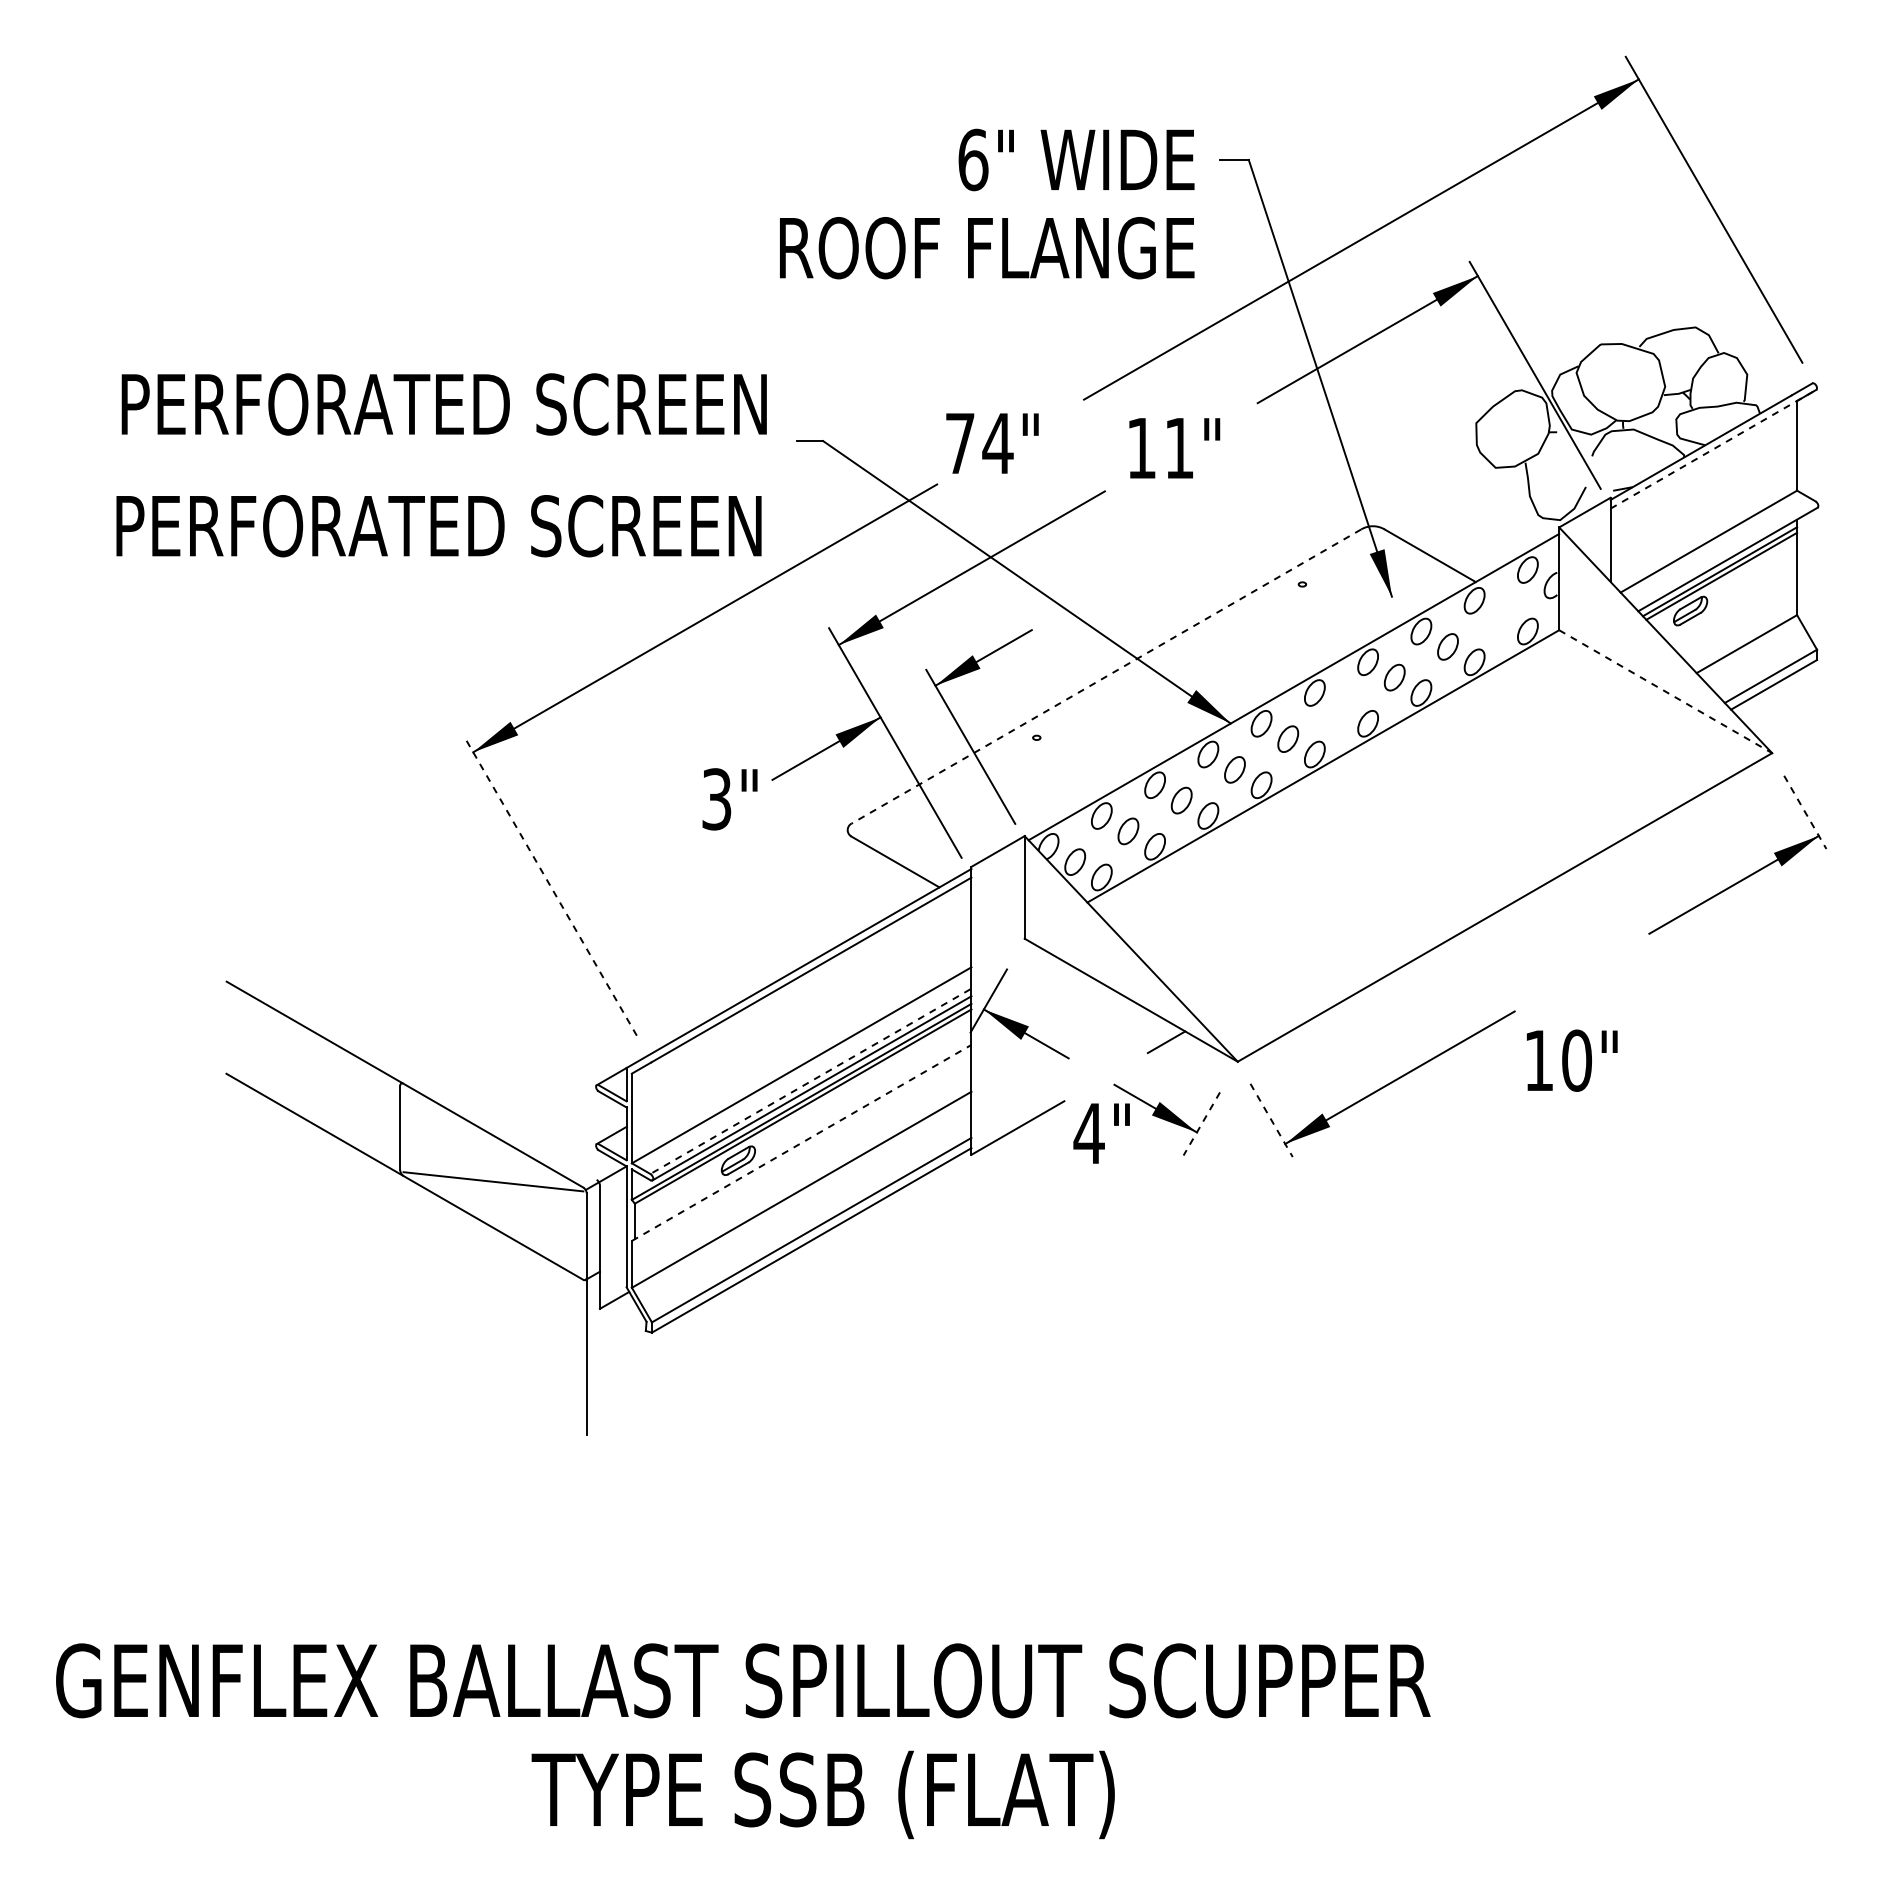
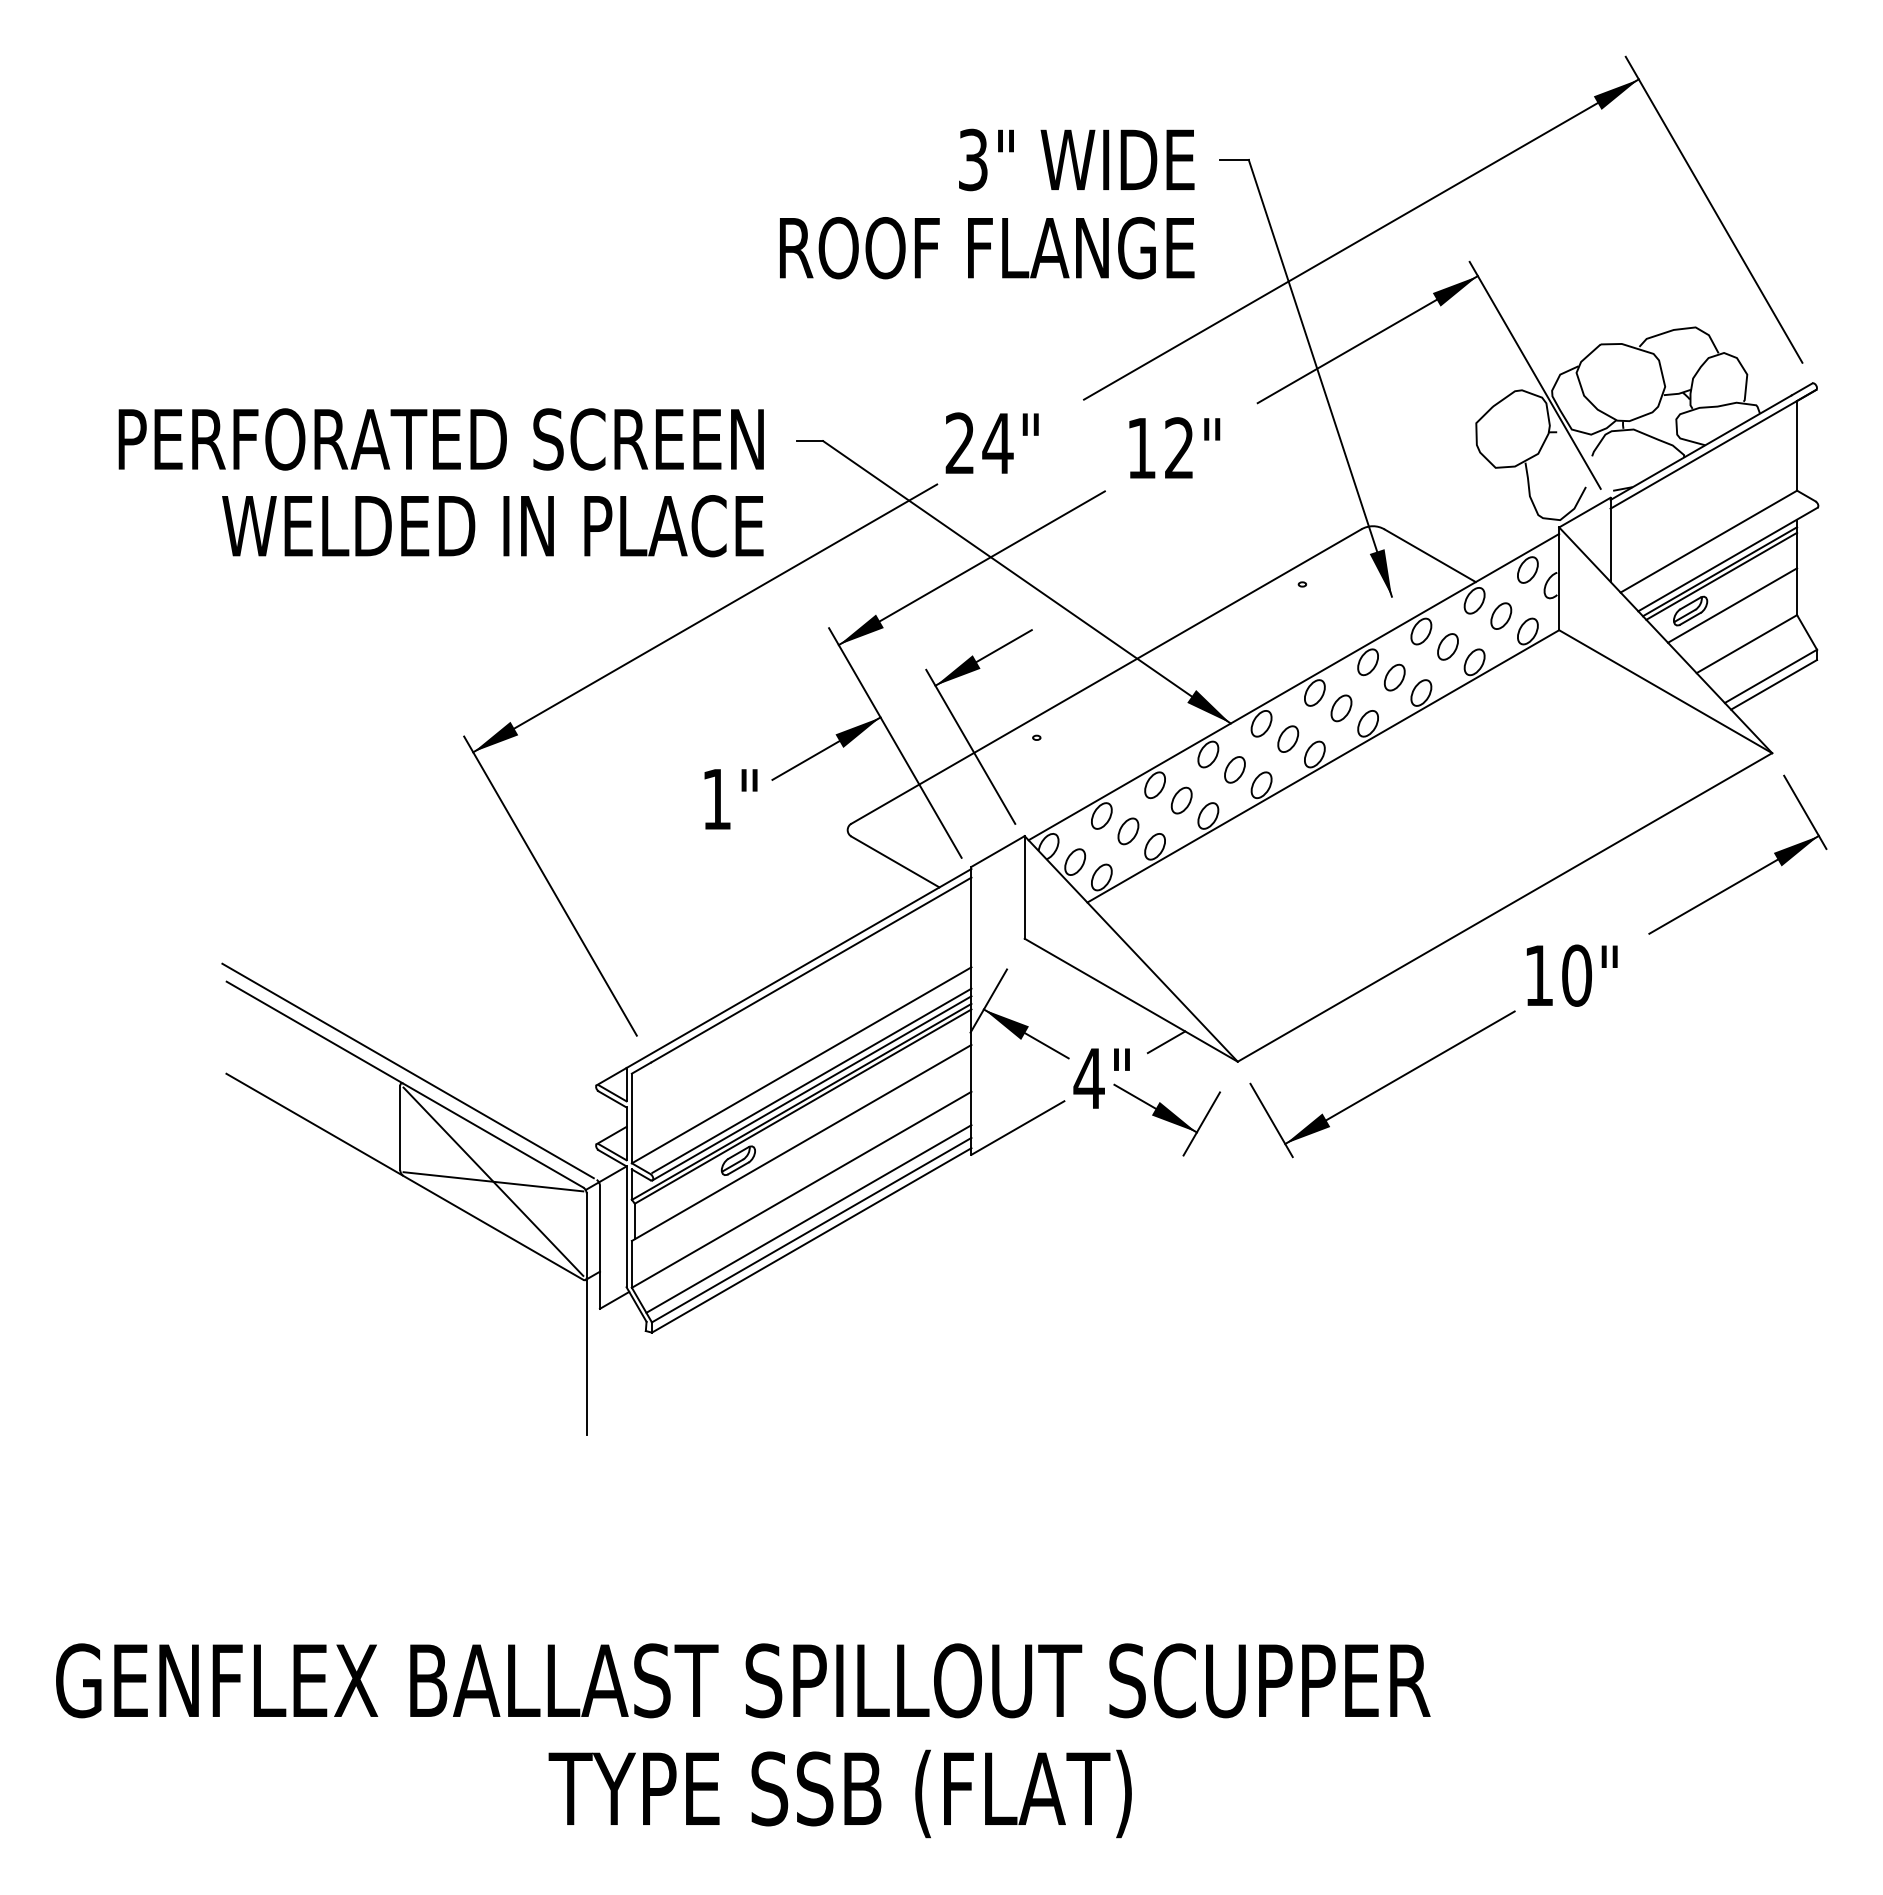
text: 6" -> 3" (973, 159)
text position: (443, 404) -> (440, 439) (440, 439)
text: 74" -> 24" (959, 442)
text: 11" -> 12" (1179, 447)
line: dashed -> solid (1713, 449)
text: PERFORATED SCREEN -> WELDED IN PLACE (439, 526)
line: none -> present (1732, 605)
circle: none -> present (1501, 615)
line: dashed -> solid (1105, 676)
line: dashed -> solid (1665, 691)
circle: none -> present (1341, 708)
text: 3" -> 1" (716, 799)
line: dashed -> solid (1805, 812)
line: dashed -> solid (550, 886)
text position: (1571, 1060) -> (1571, 975) (1571, 975)
line: none -> present (407, 1070)
line: dashed -> solid (812, 1080)
line: dashed -> solid (1271, 1120)
line: dashed -> solid (1201, 1124)
text position: (1101, 1133) -> (1101, 1078) (1101, 1078)
line: dashed -> solid (802, 1142)
line: none -> present (493, 1181)
line: none -> present (808, 1218)
text position: (822, 1794) -> (839, 1793) (839, 1793)
